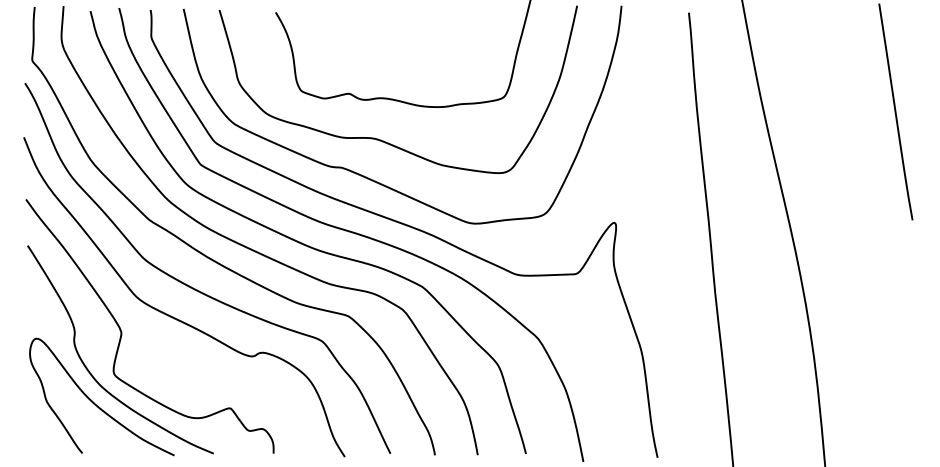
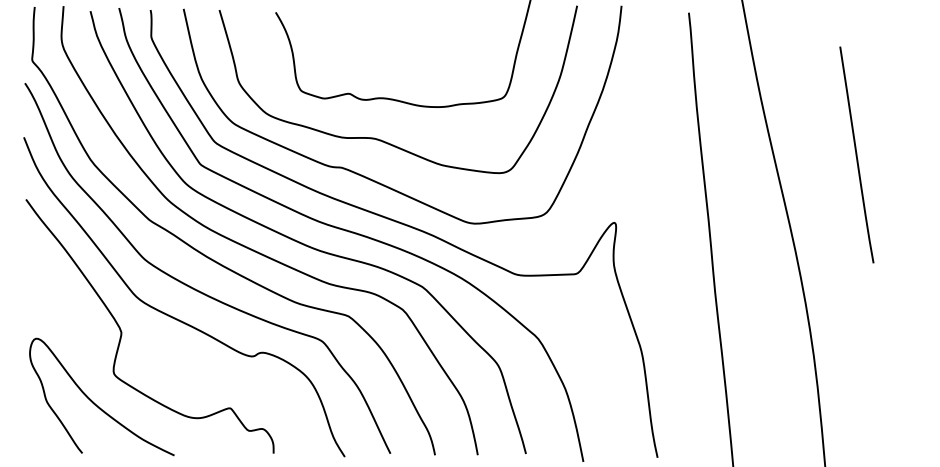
line position: (895, 111) -> (856, 154) (856, 154)
curve: present -> none (89, 370)
